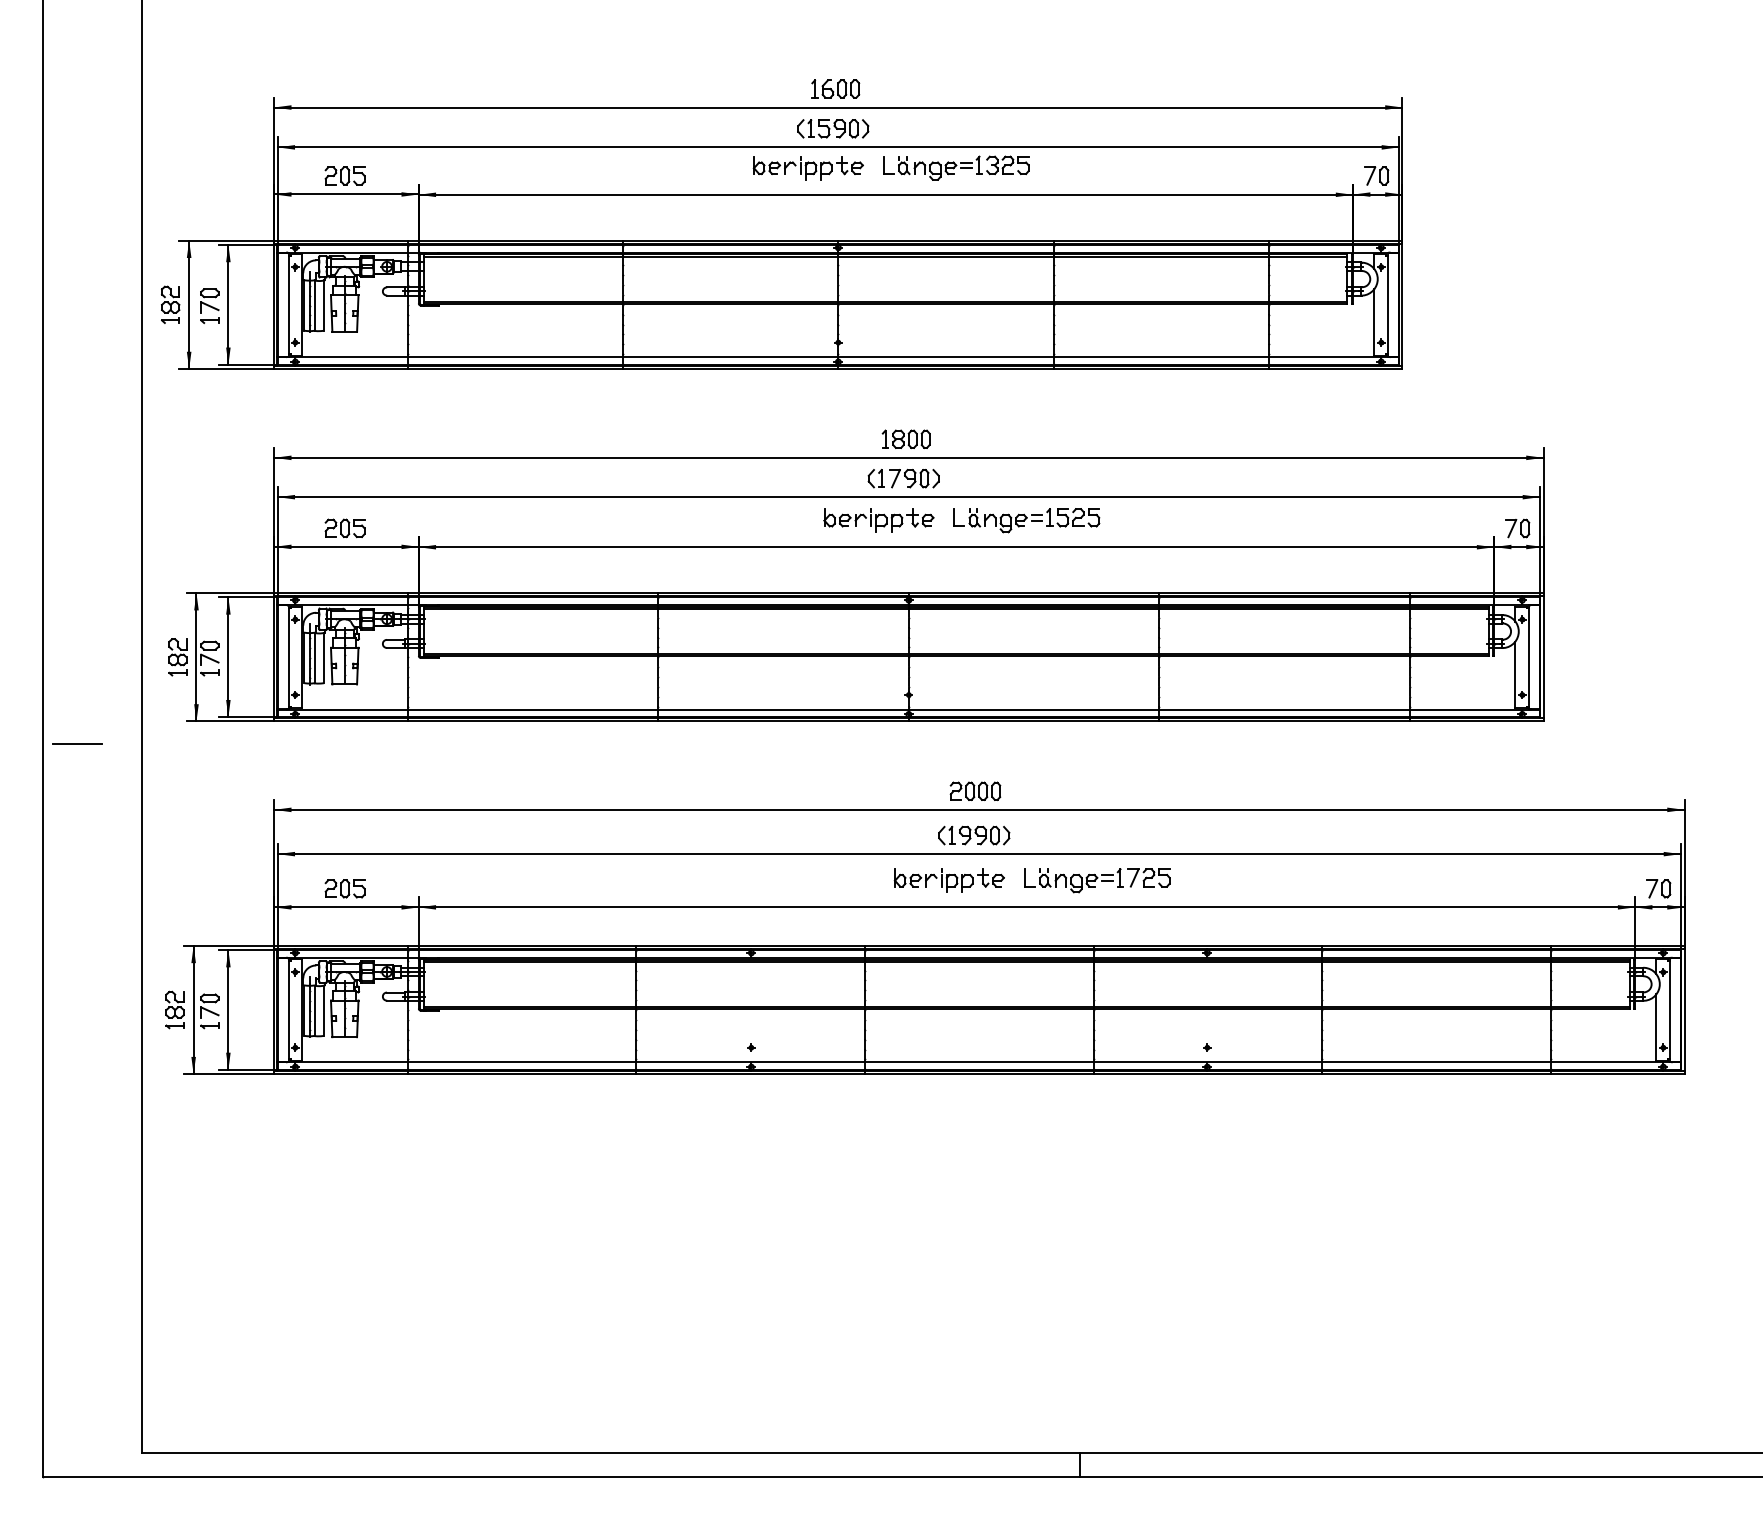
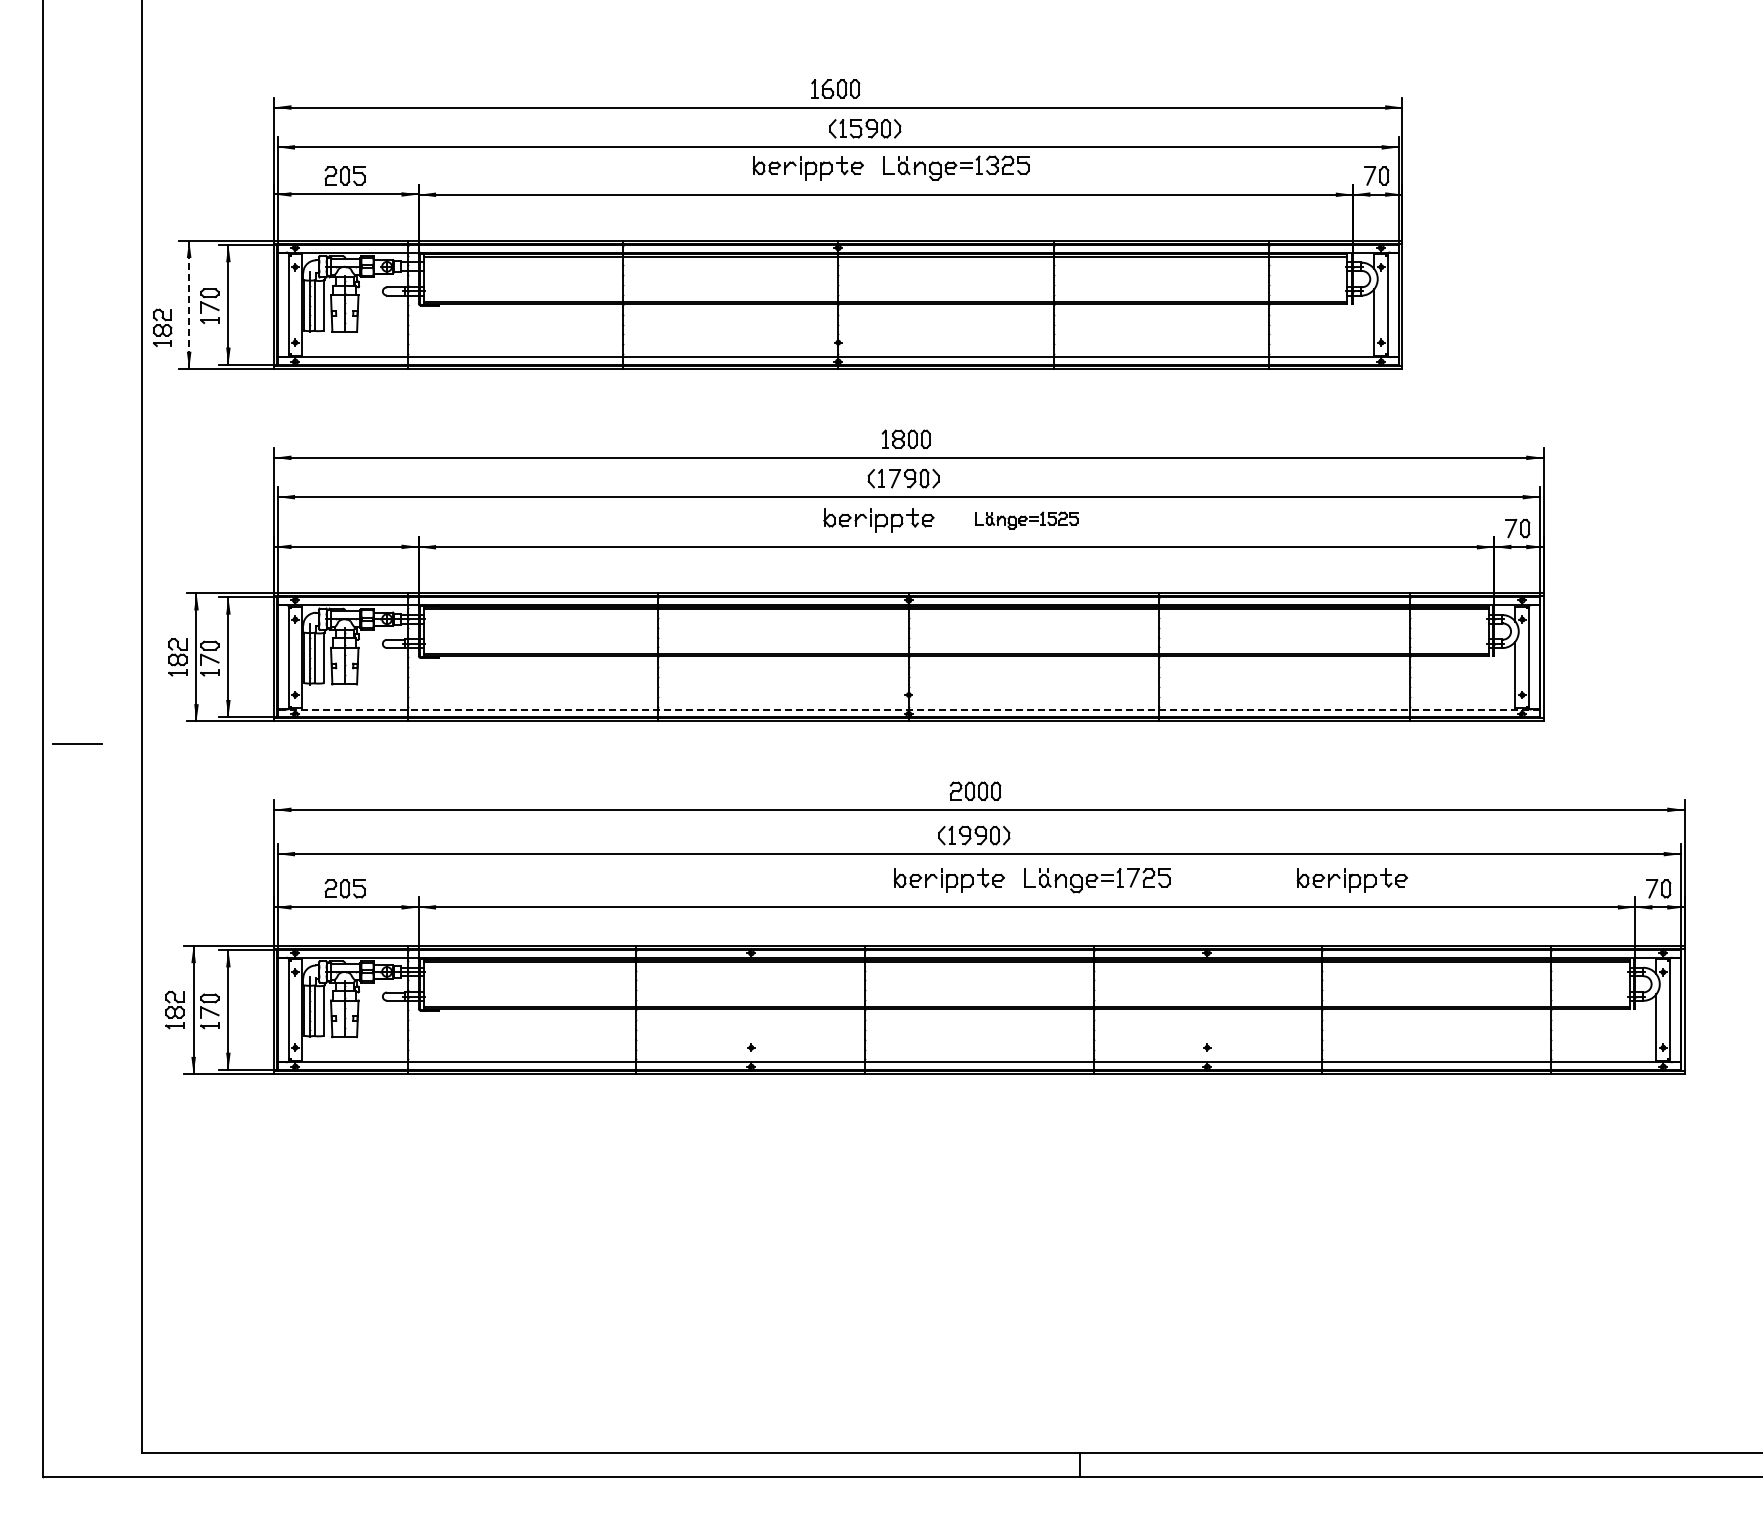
part position: (833, 128) -> (865, 128) (865, 128)
part position: (170, 304) -> (162, 327) (162, 327)
line: solid -> dashed (189, 305)
part size: 148x26 px -> 104x19 px (1026, 520)
part: present -> none (344, 528)
line: solid -> dashed (908, 709)
part: none -> present (1351, 880)
